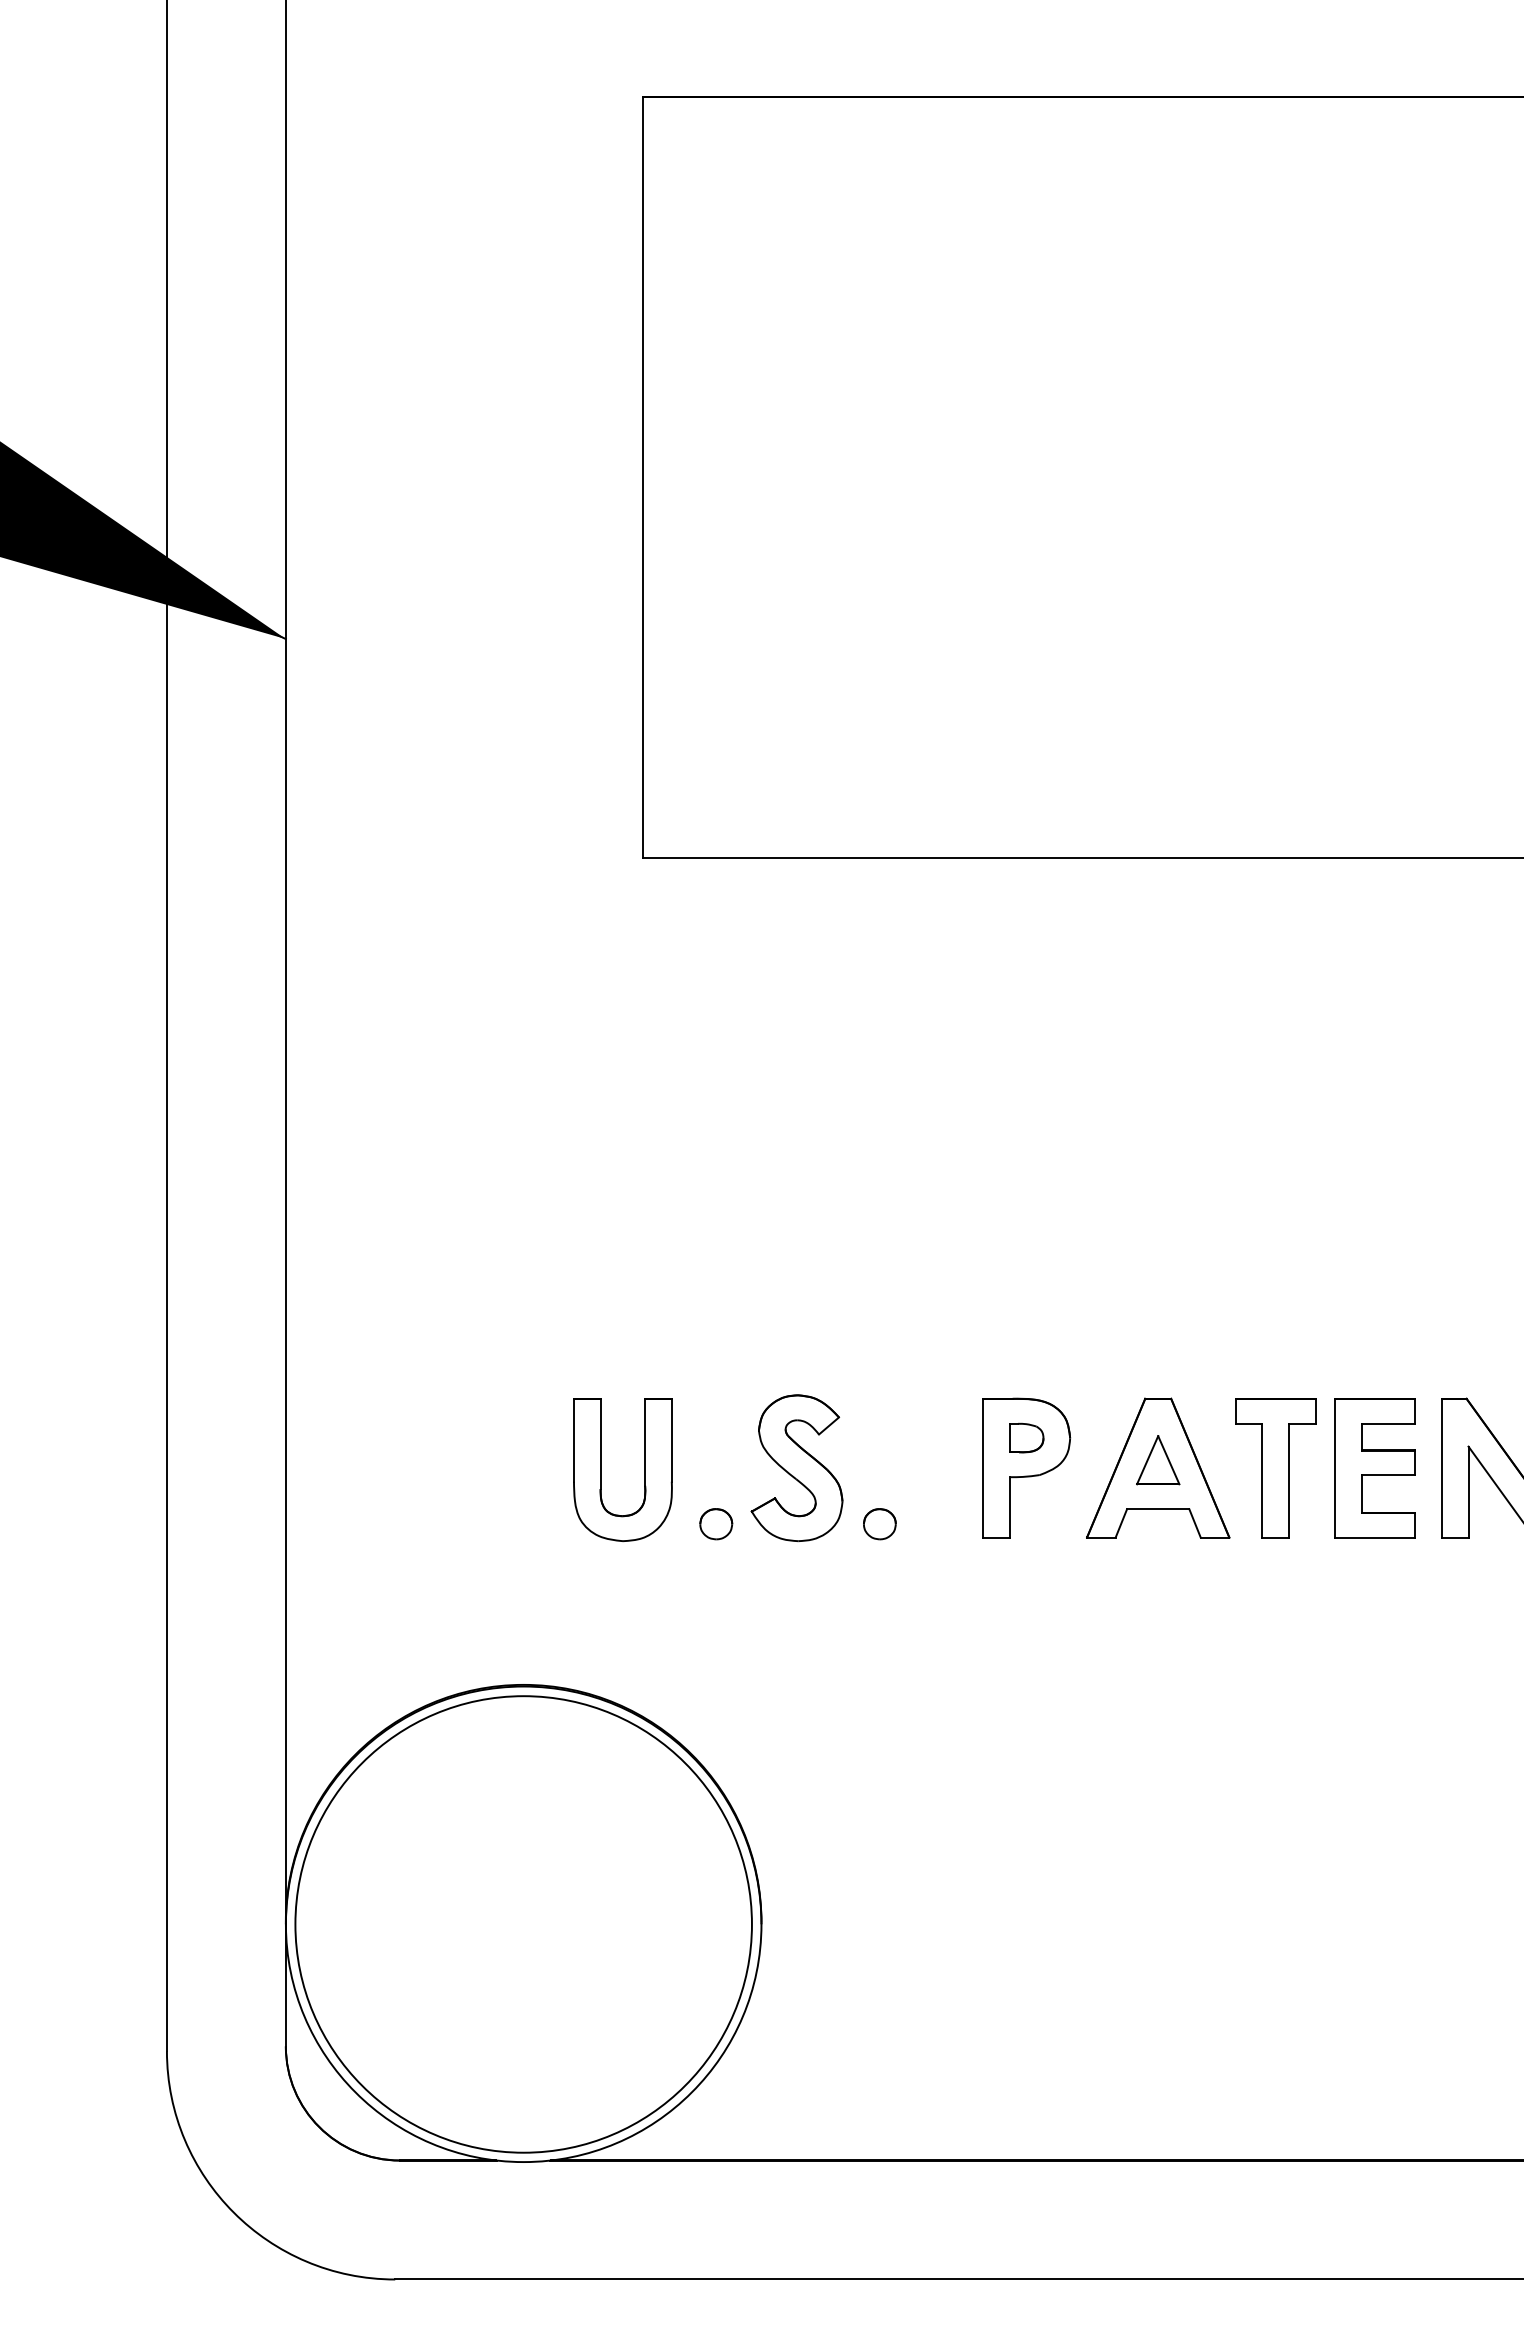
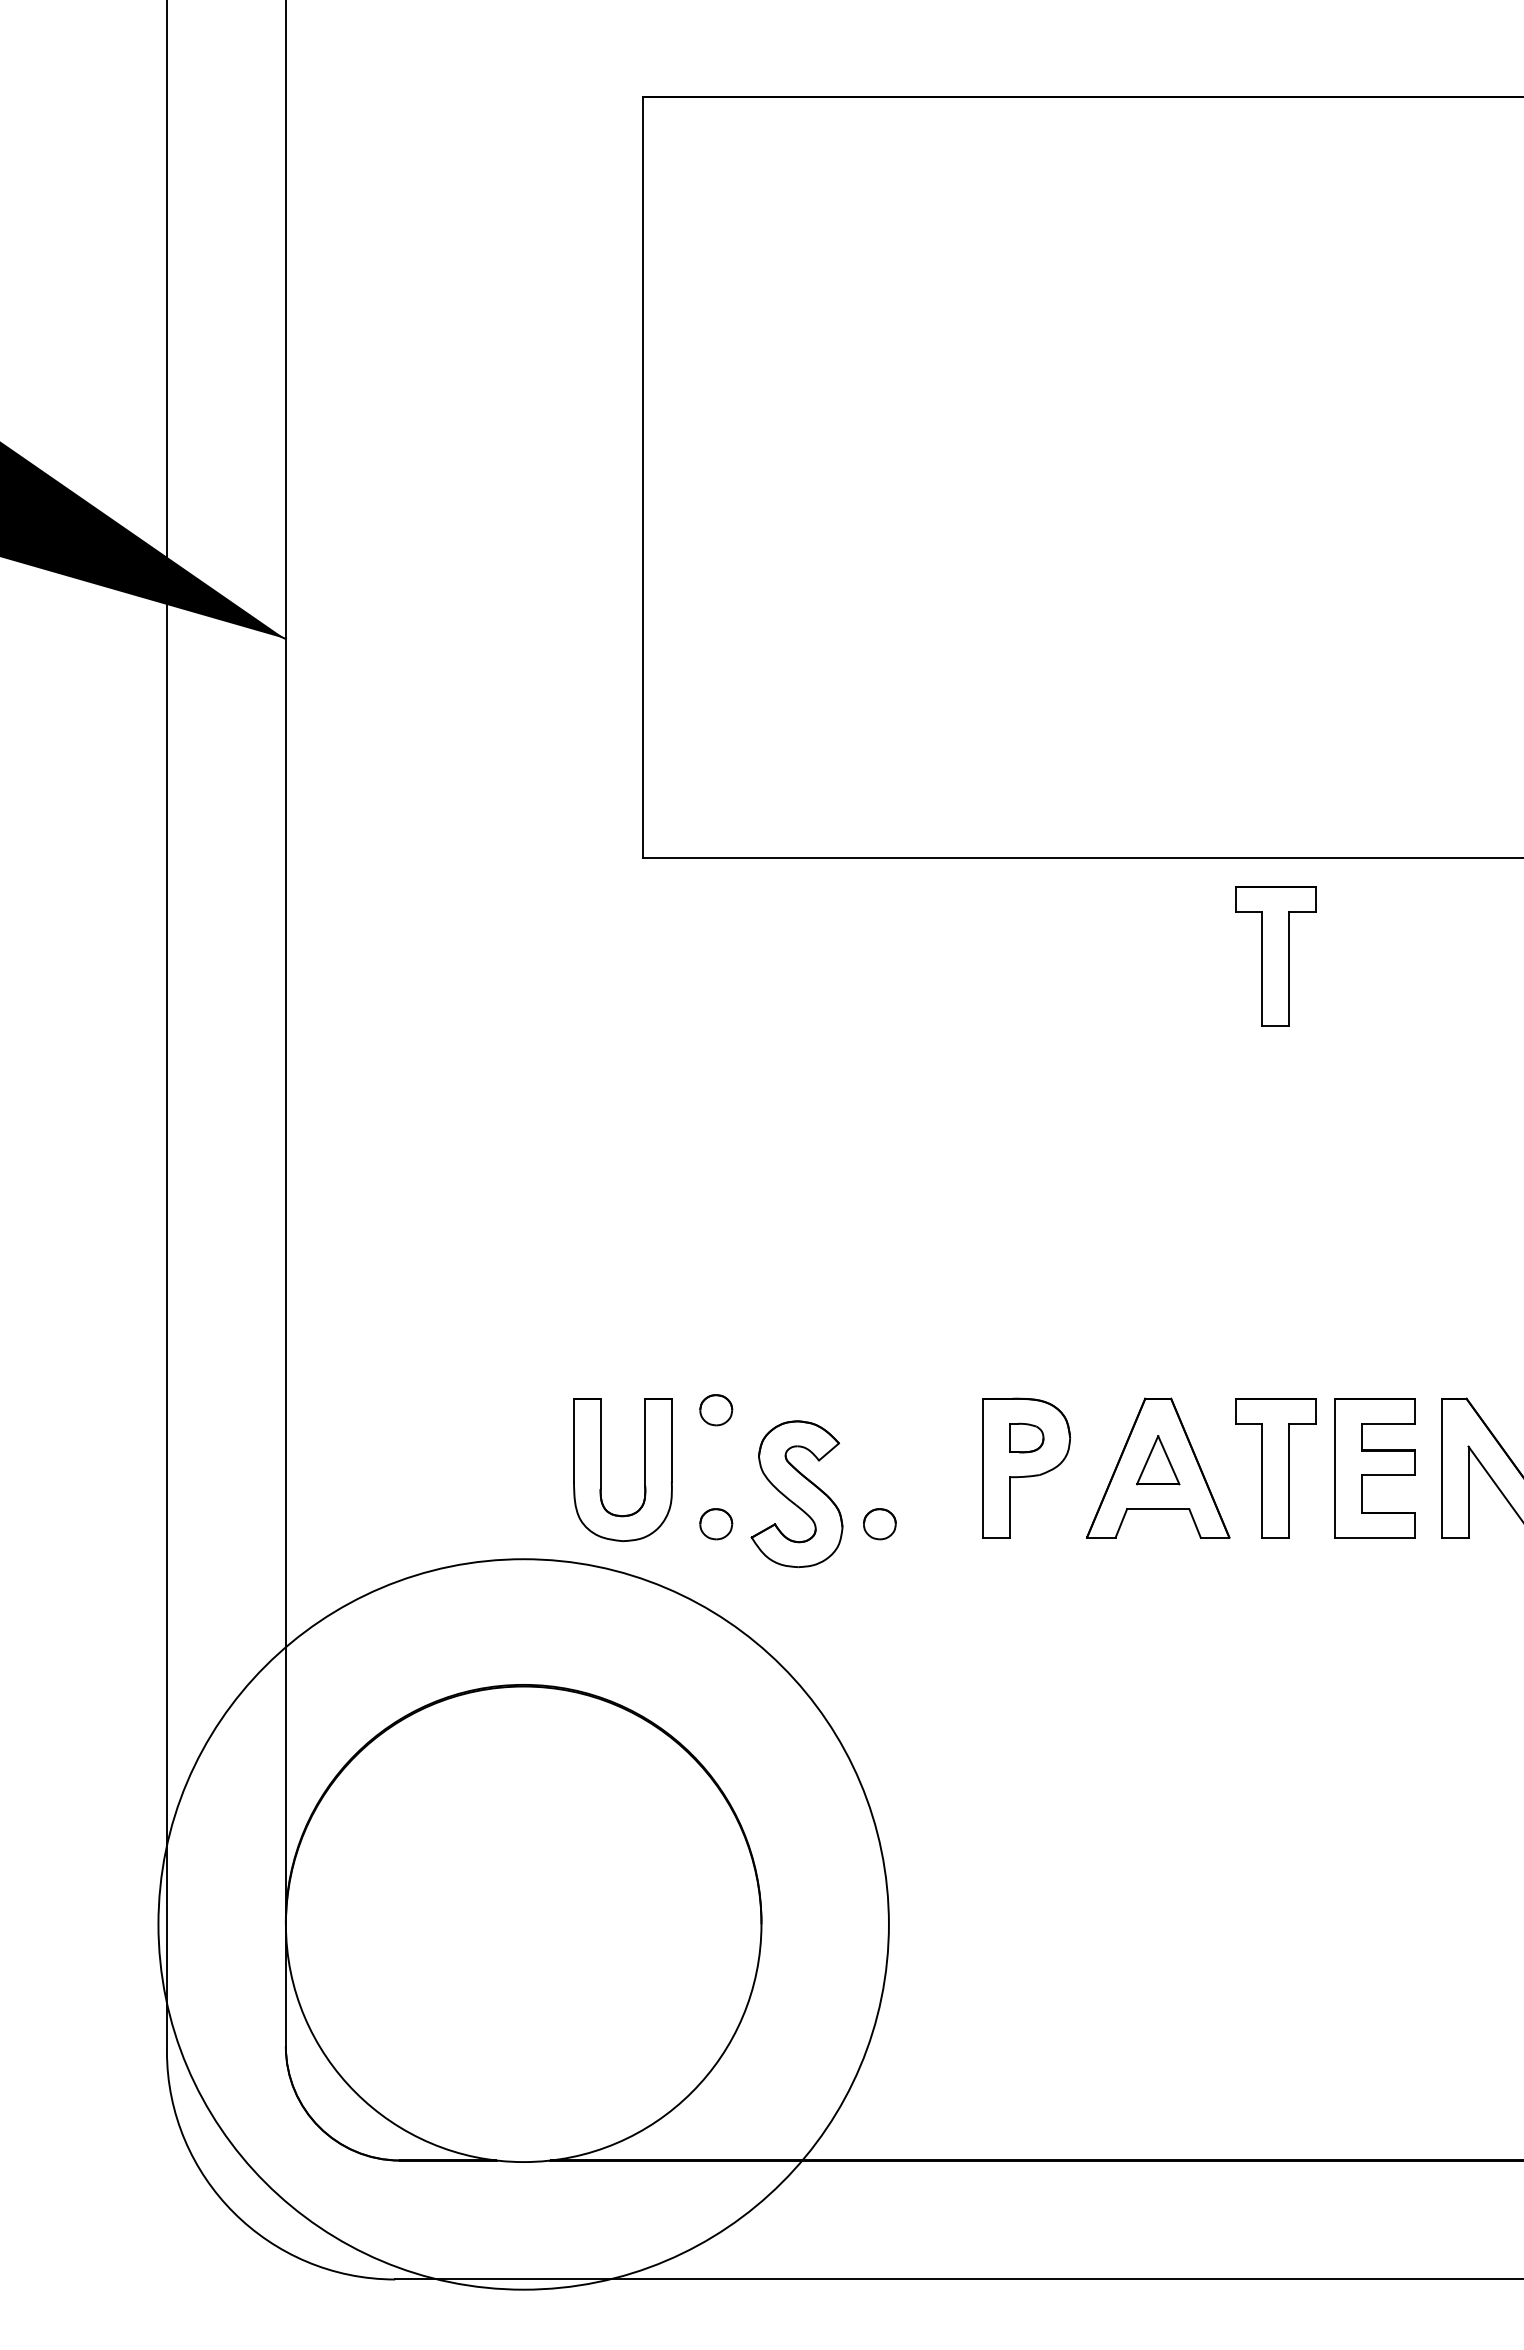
part: none -> present (1275, 956)
part: none -> present (716, 1410)
part position: (796, 1468) -> (796, 1494) (796, 1494)
circle diameter: 457 px -> 730 px (523, 1924)
